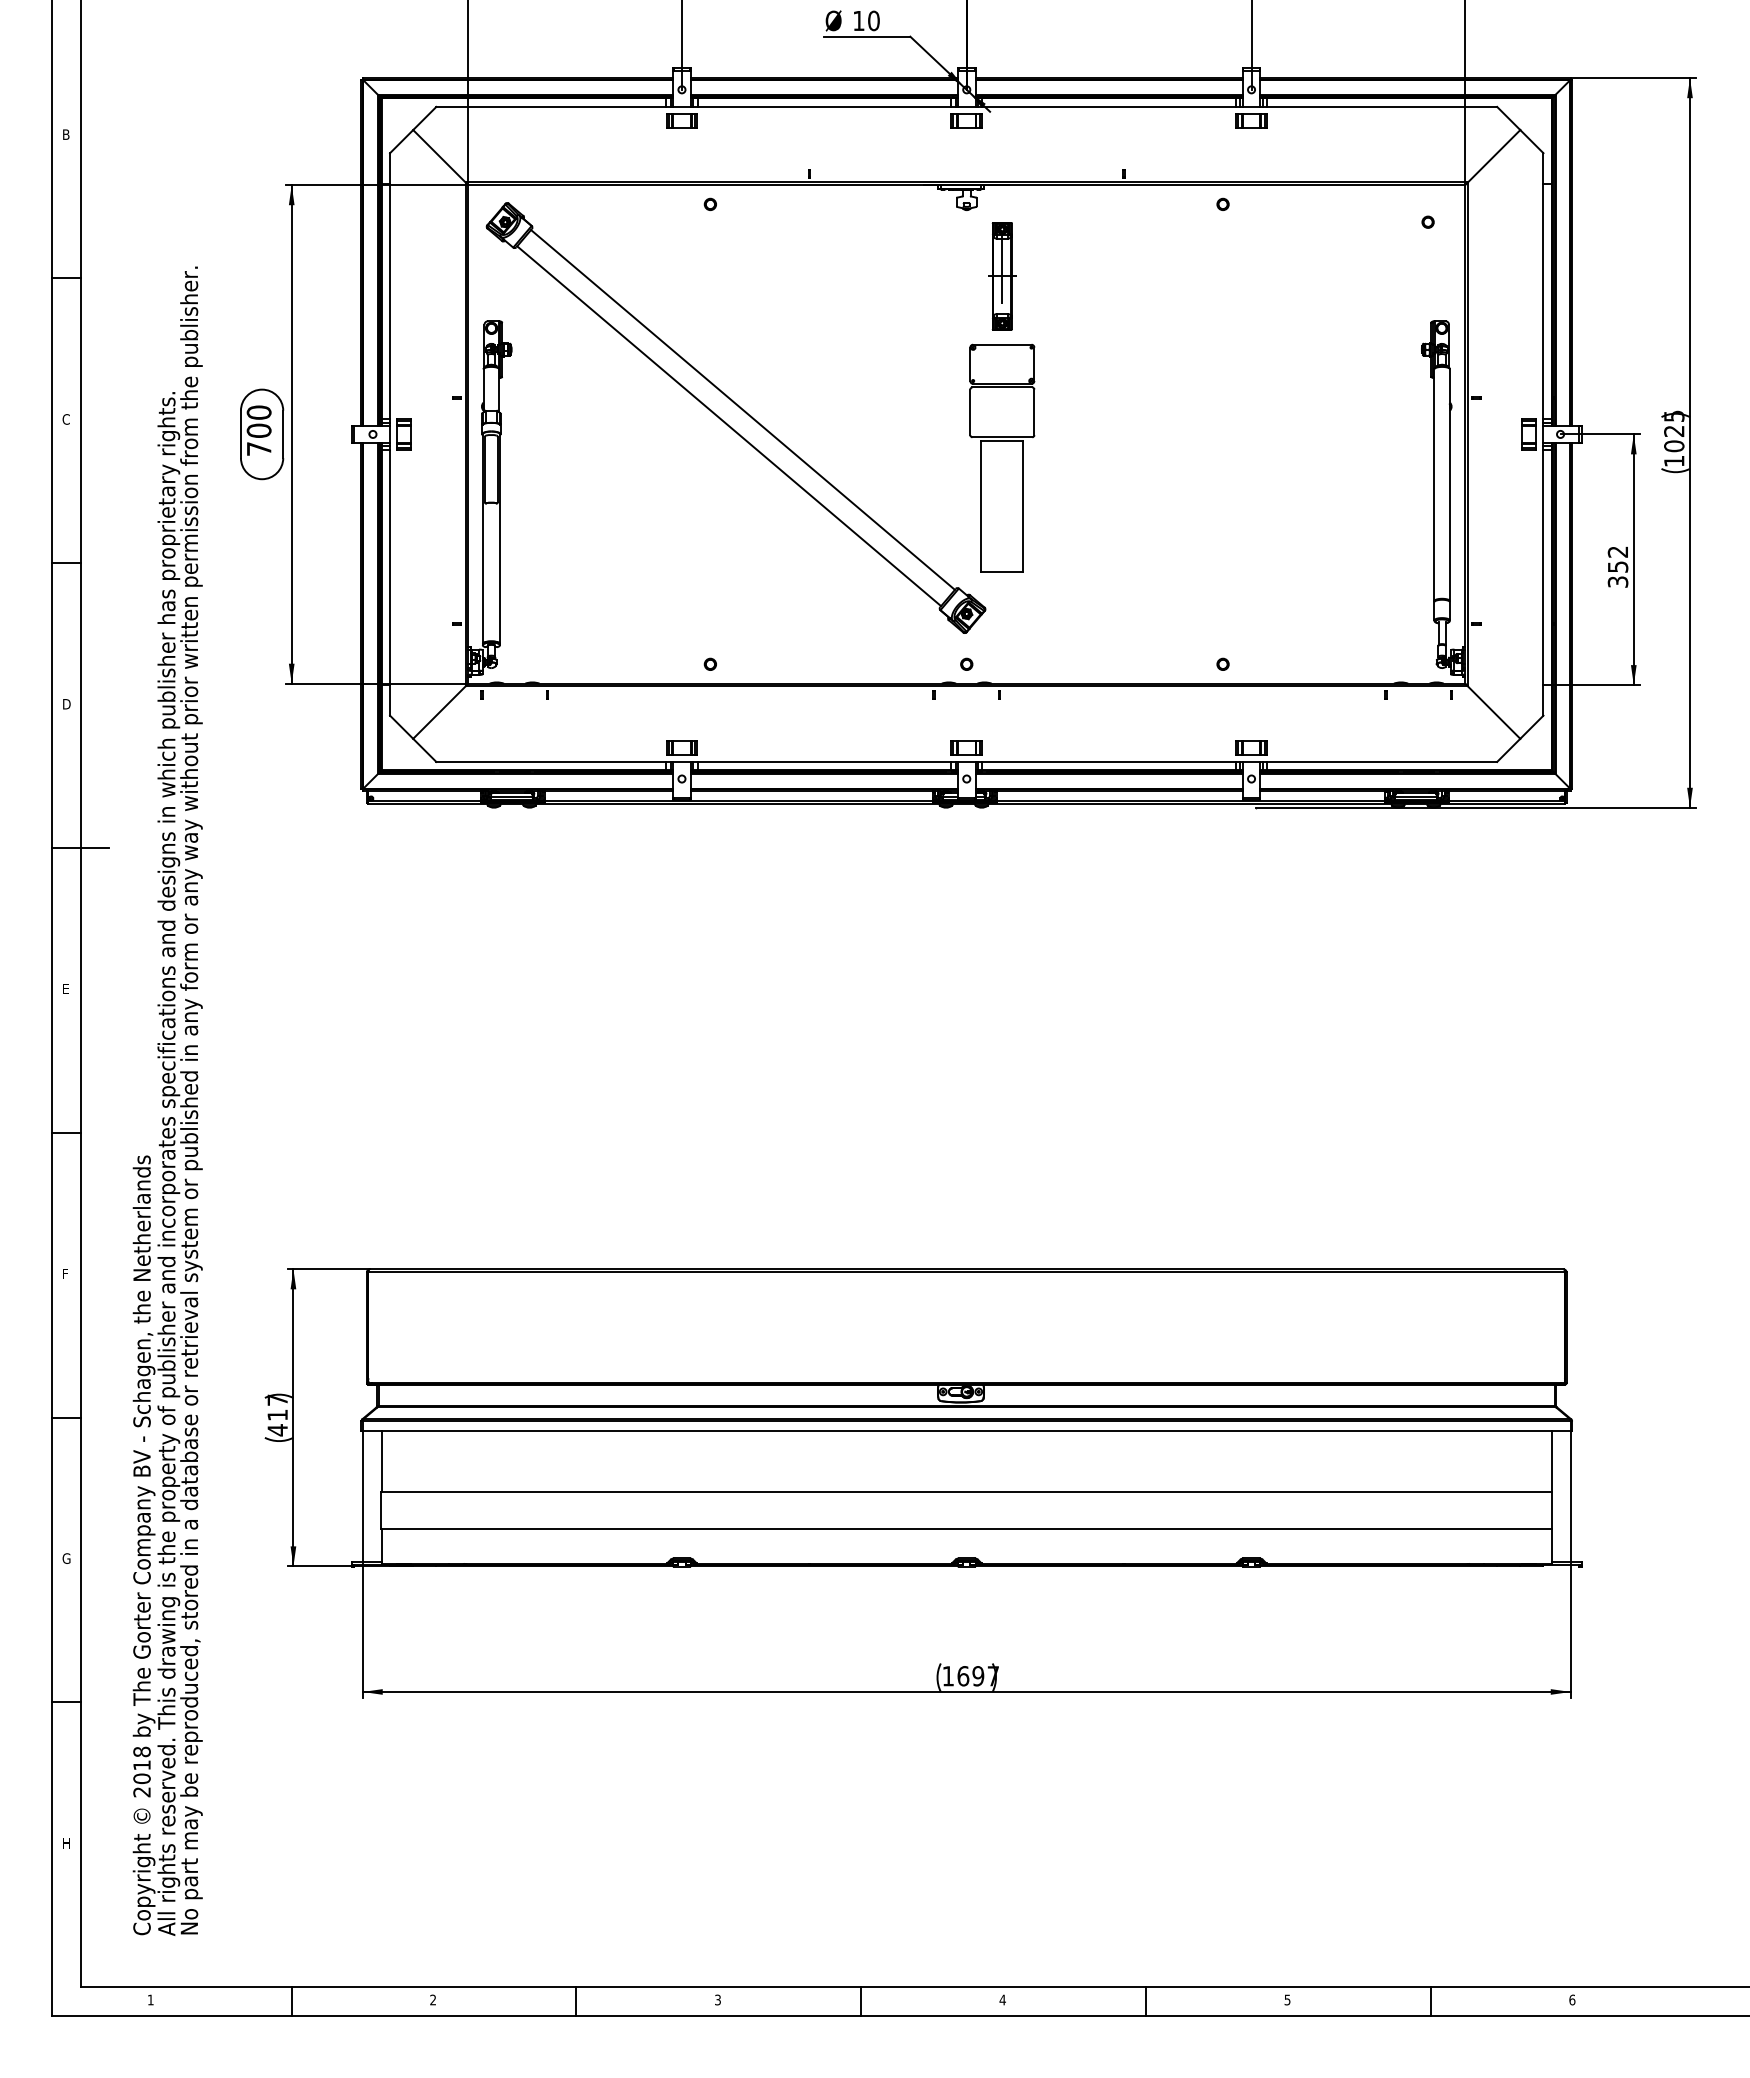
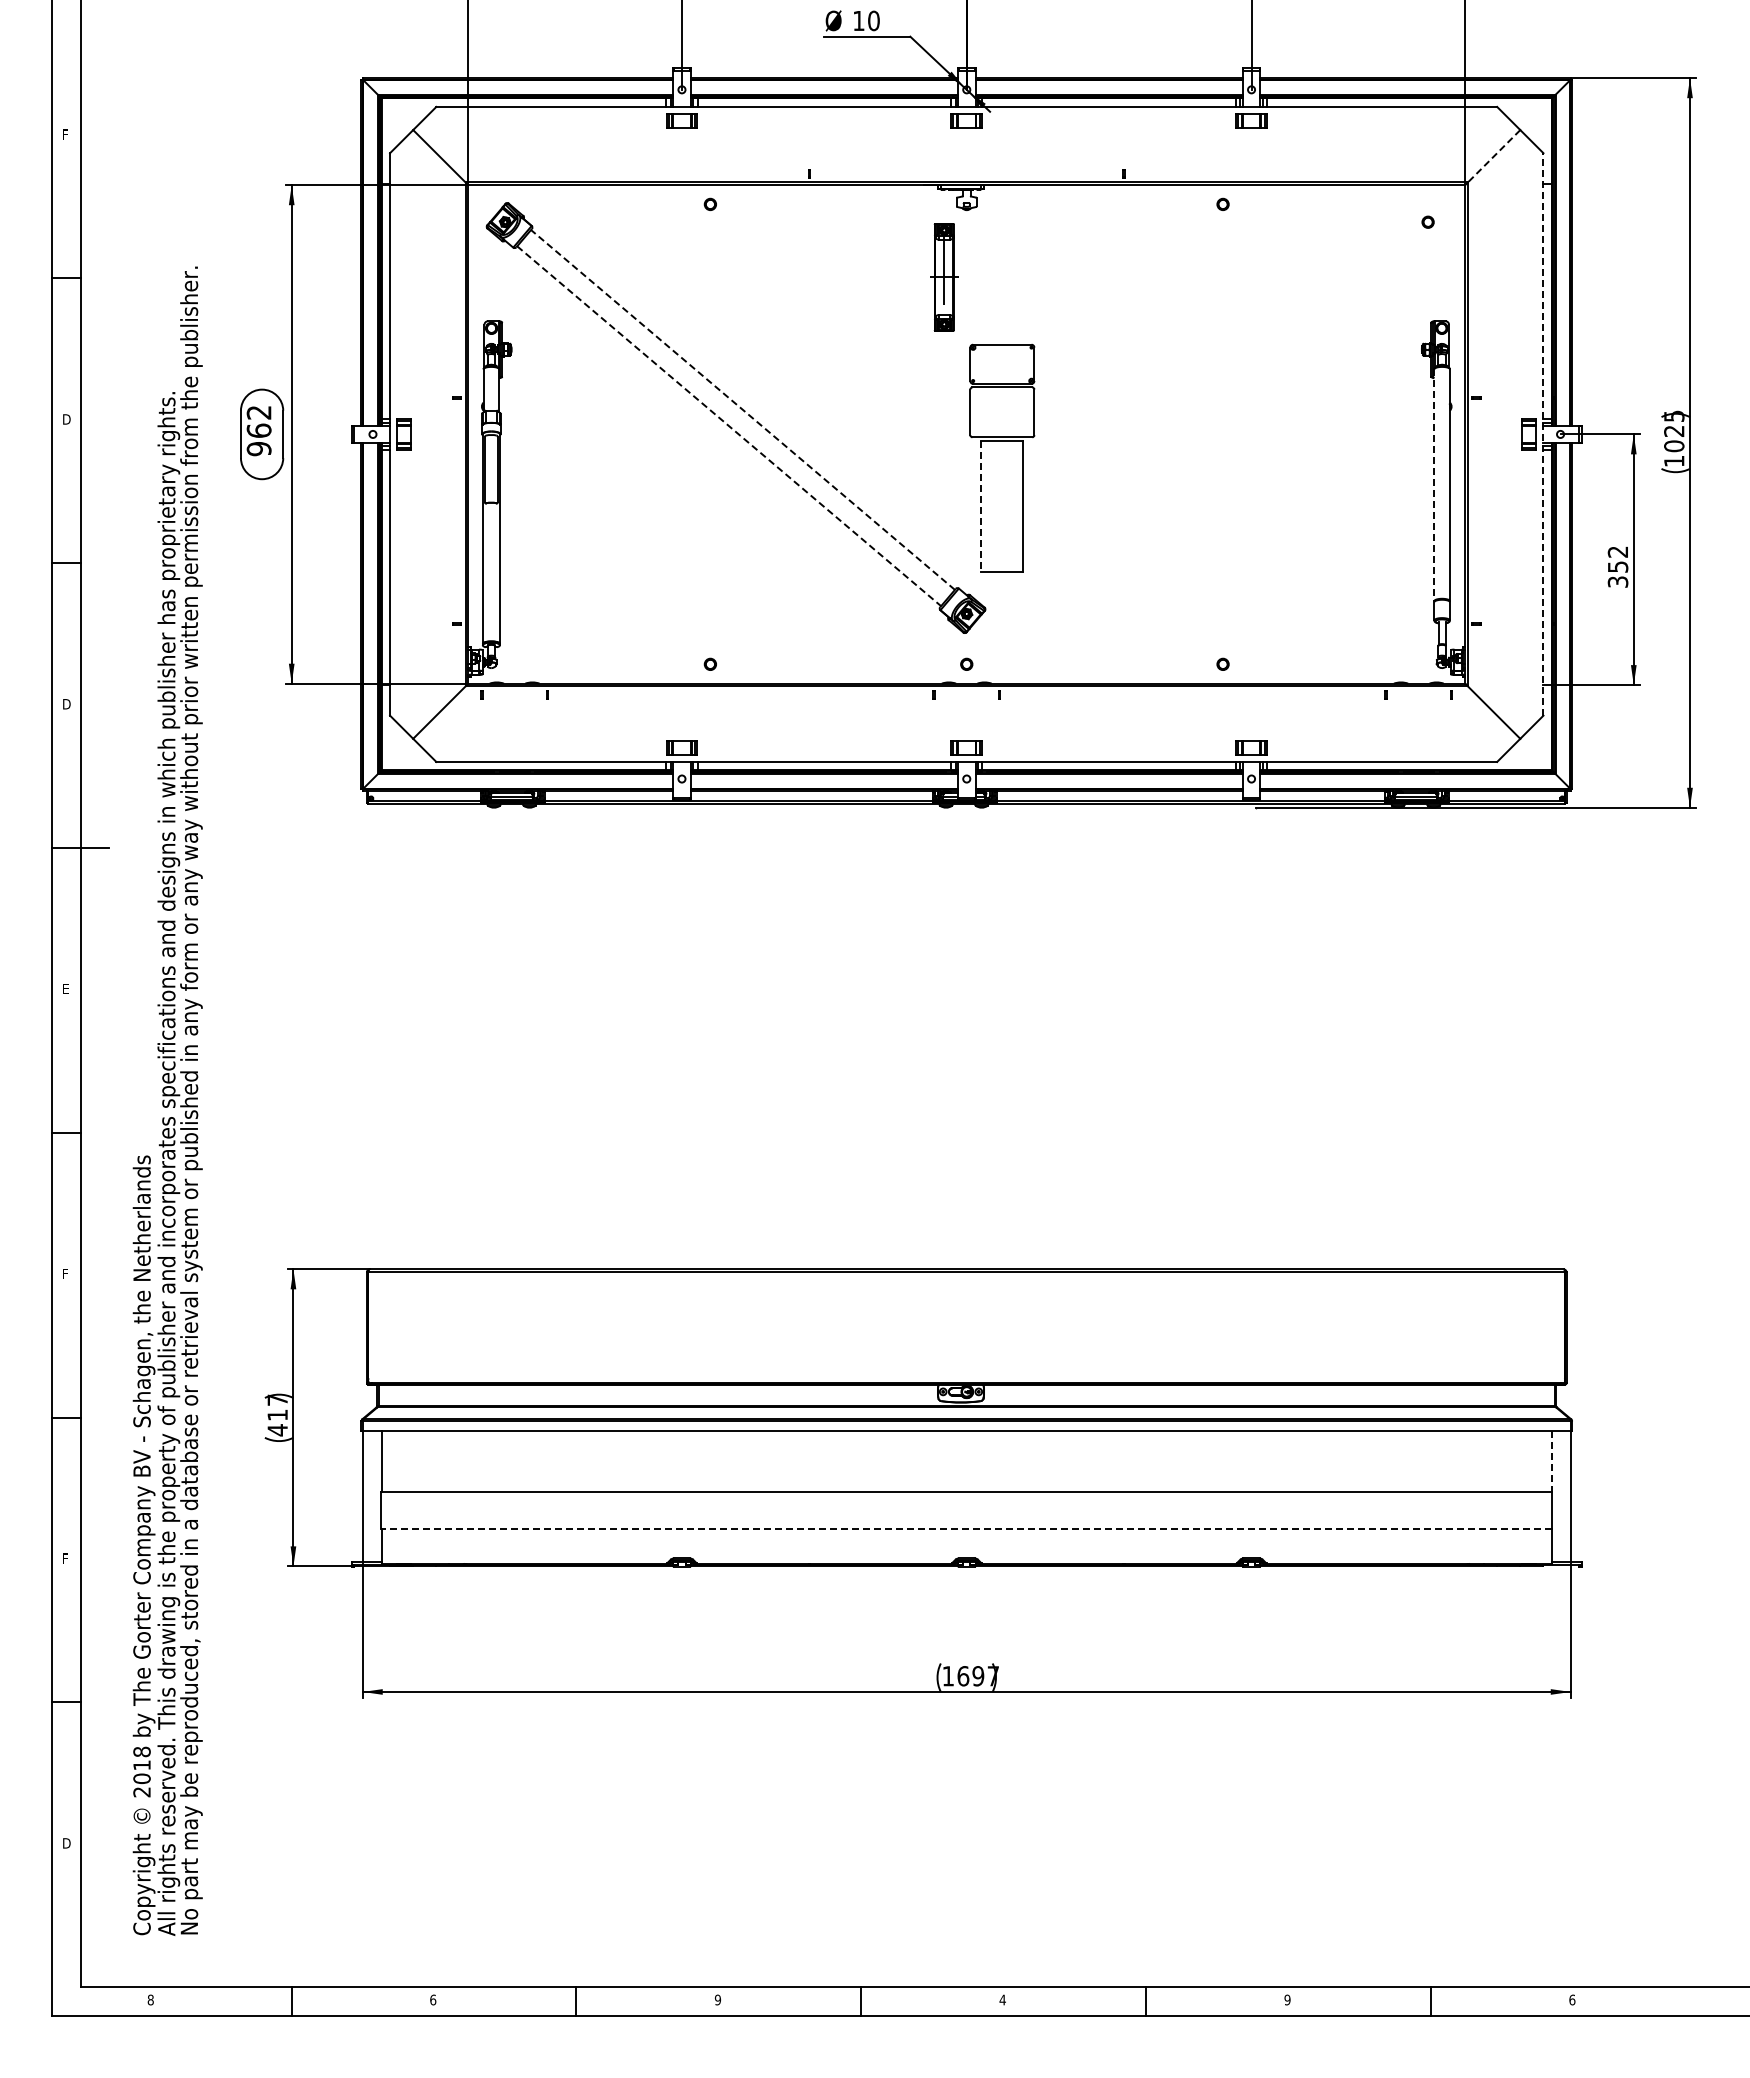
text: B -> F (66, 134)
line: solid -> dashed (1493, 156)
part position: (1002, 276) -> (944, 277) (944, 277)
line: solid -> dashed (742, 409)
text: C -> D (66, 419)
line: solid -> dashed (729, 426)
text: 700 -> 962 (258, 430)
line: solid -> dashed (1543, 433)
line: solid -> dashed (1434, 485)
line: solid -> dashed (981, 506)
line: solid -> dashed (1552, 1461)
line: solid -> dashed (966, 1528)
text: G -> F (66, 1558)
text: H -> D (66, 1843)
text: 1 -> 8 (150, 1999)
text: 2 -> 6 (433, 1999)
text: 3 -> 9 (717, 1999)
text: 5 -> 9 (1287, 1999)
